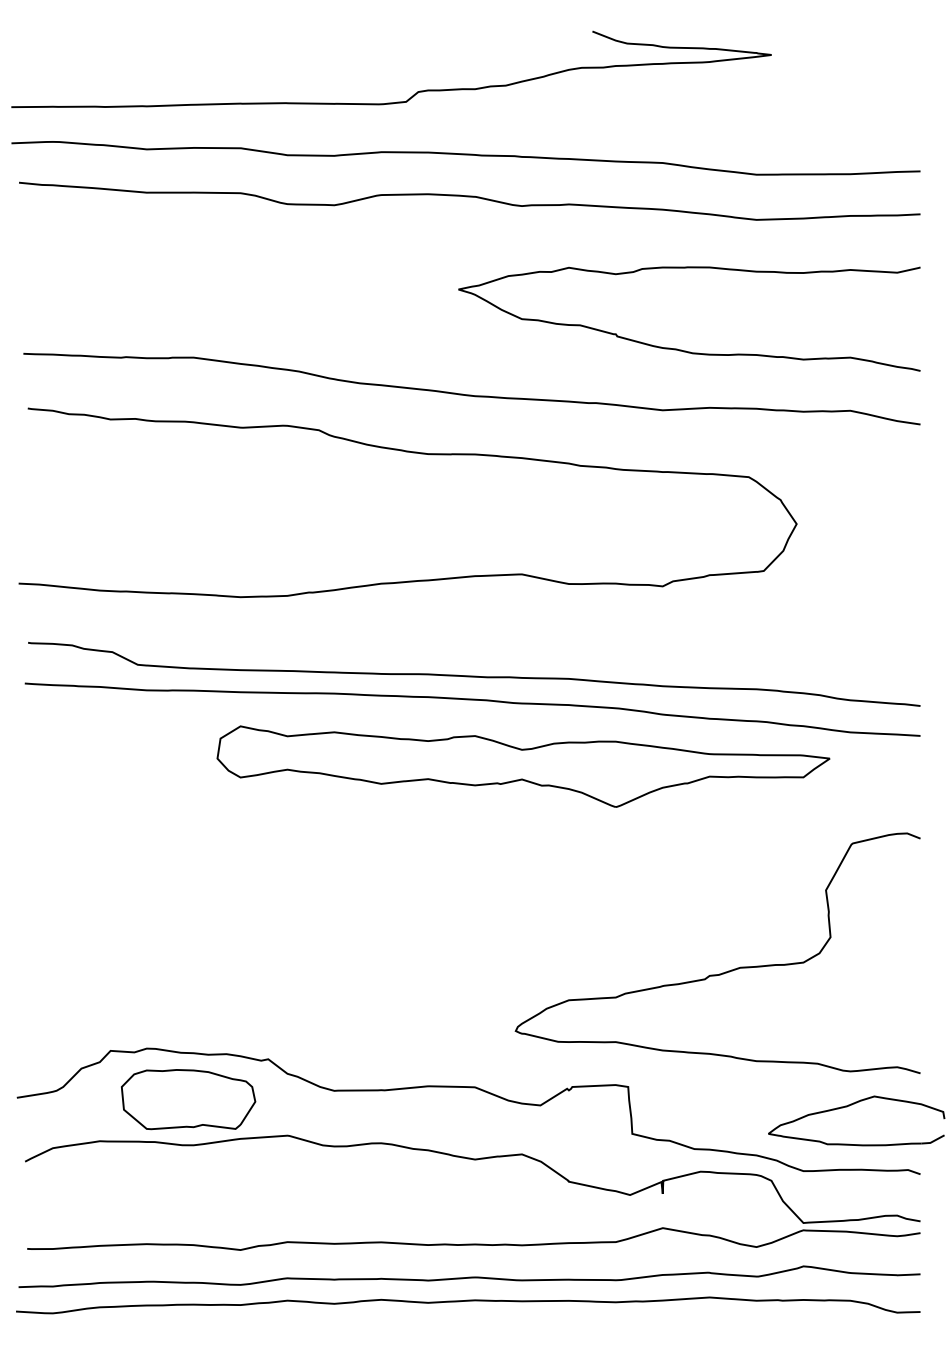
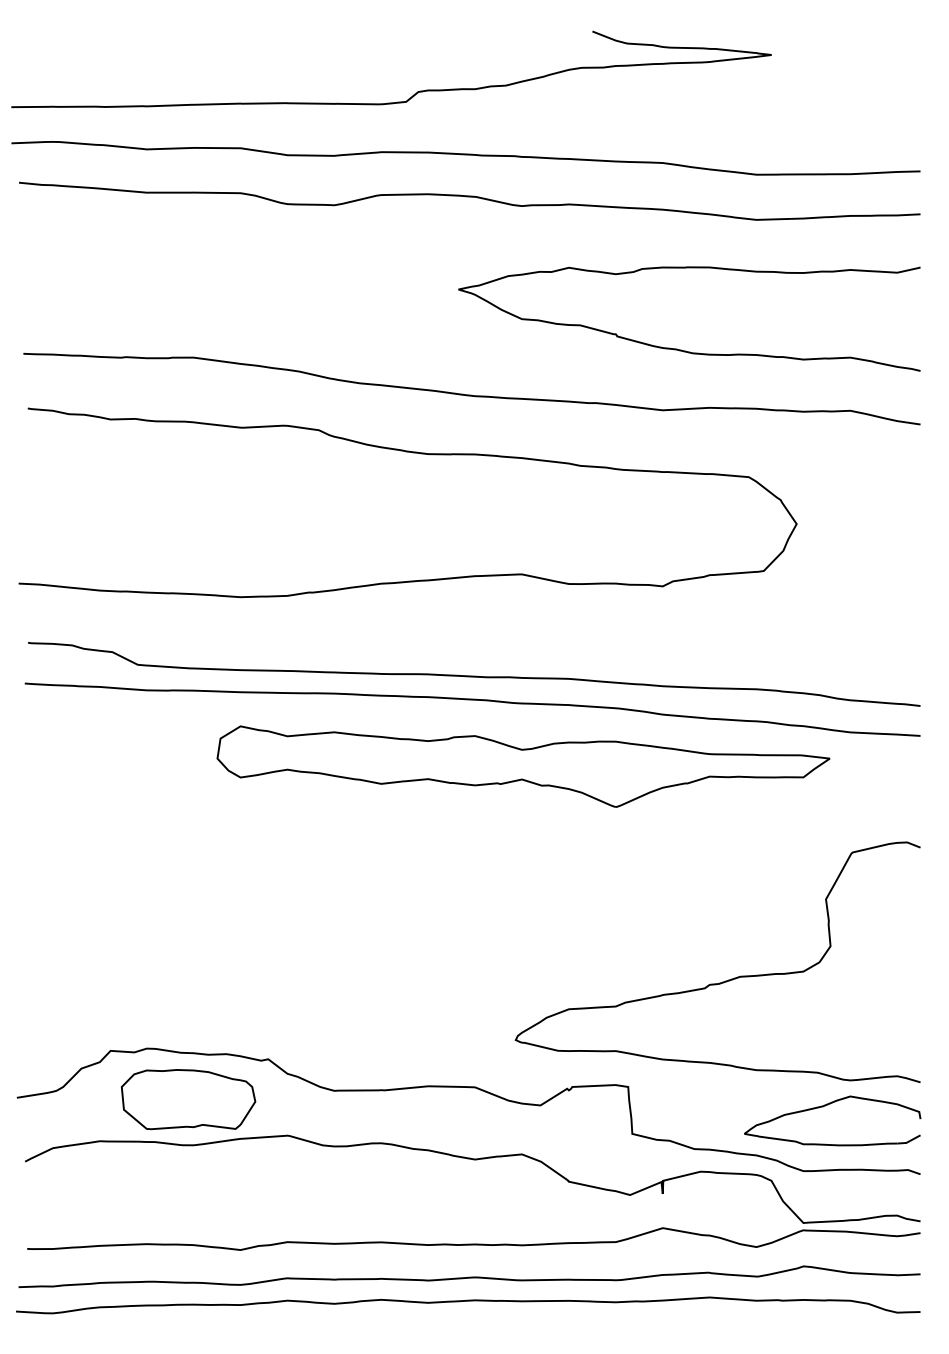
curve position: (725, 971) -> (725, 980) (725, 980)
part position: (849, 1106) -> (825, 1106) (825, 1106)
